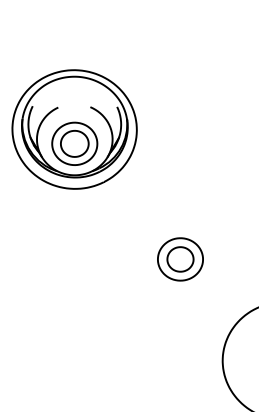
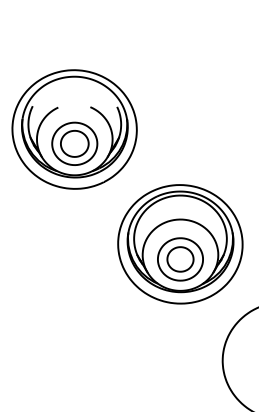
part: none -> present (180, 244)
